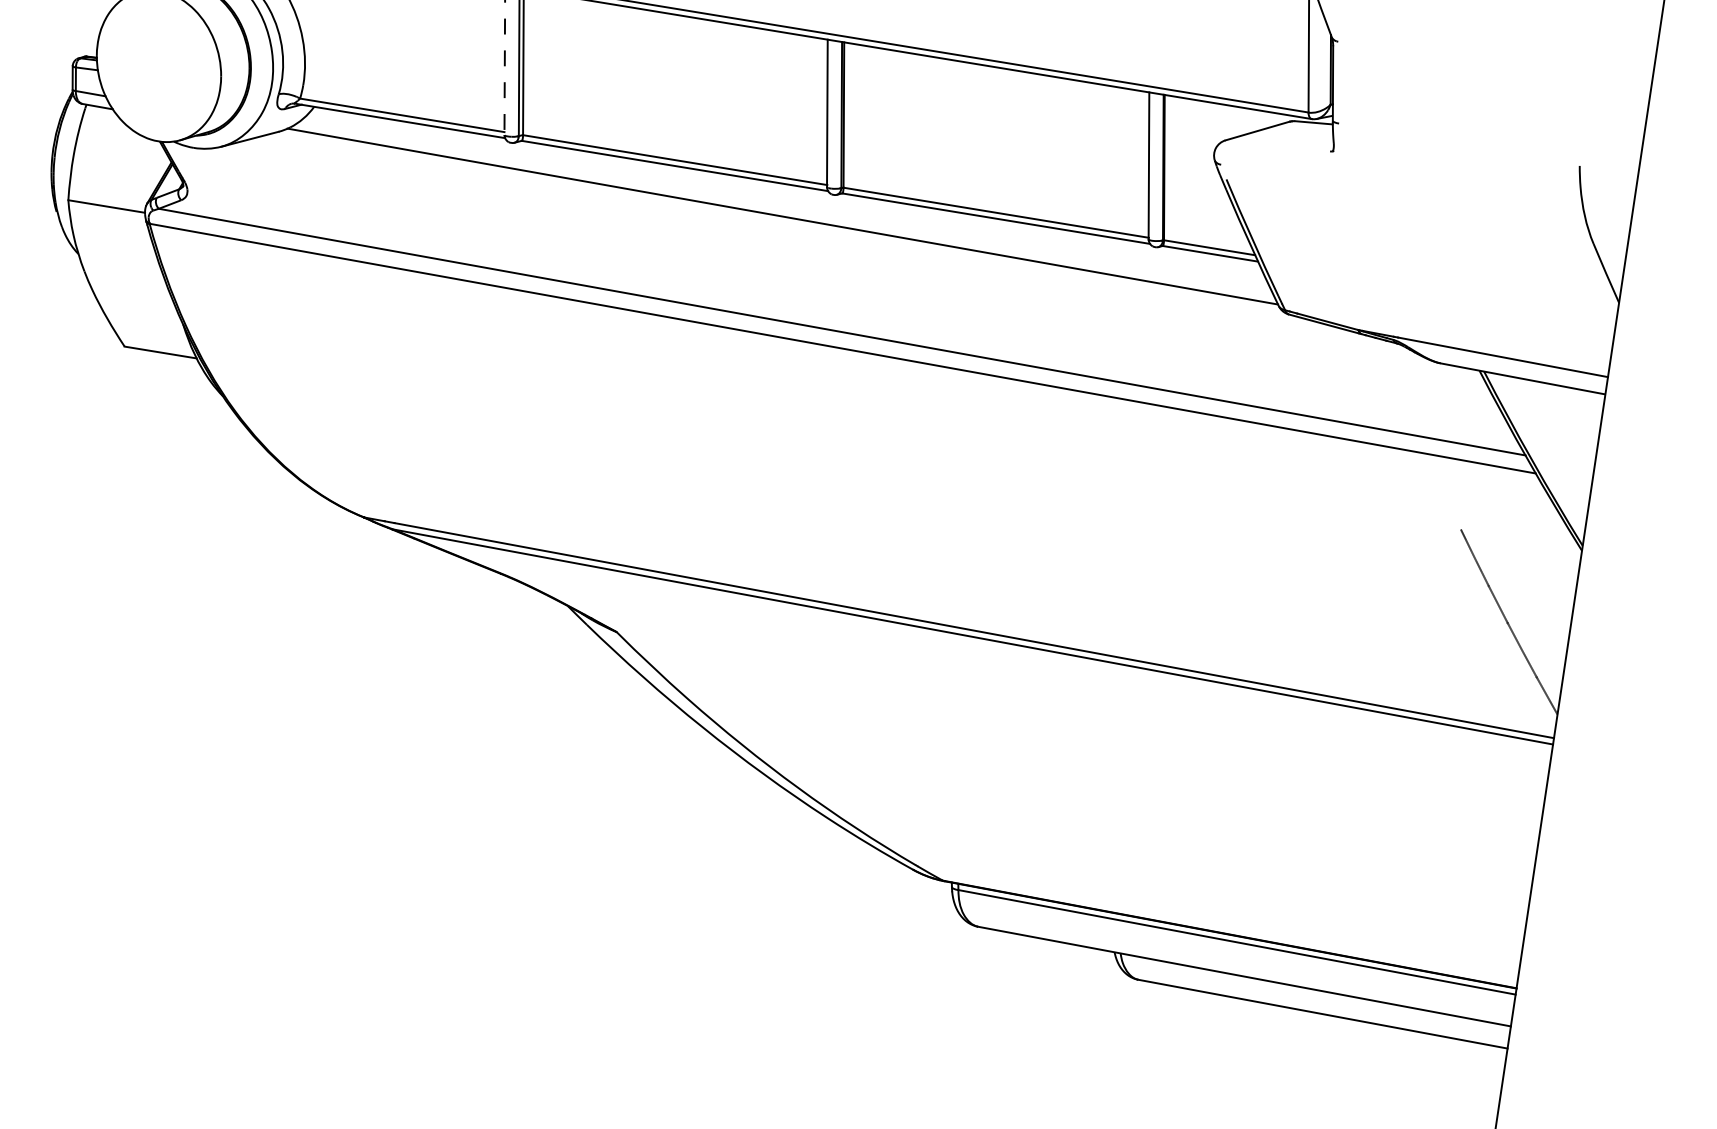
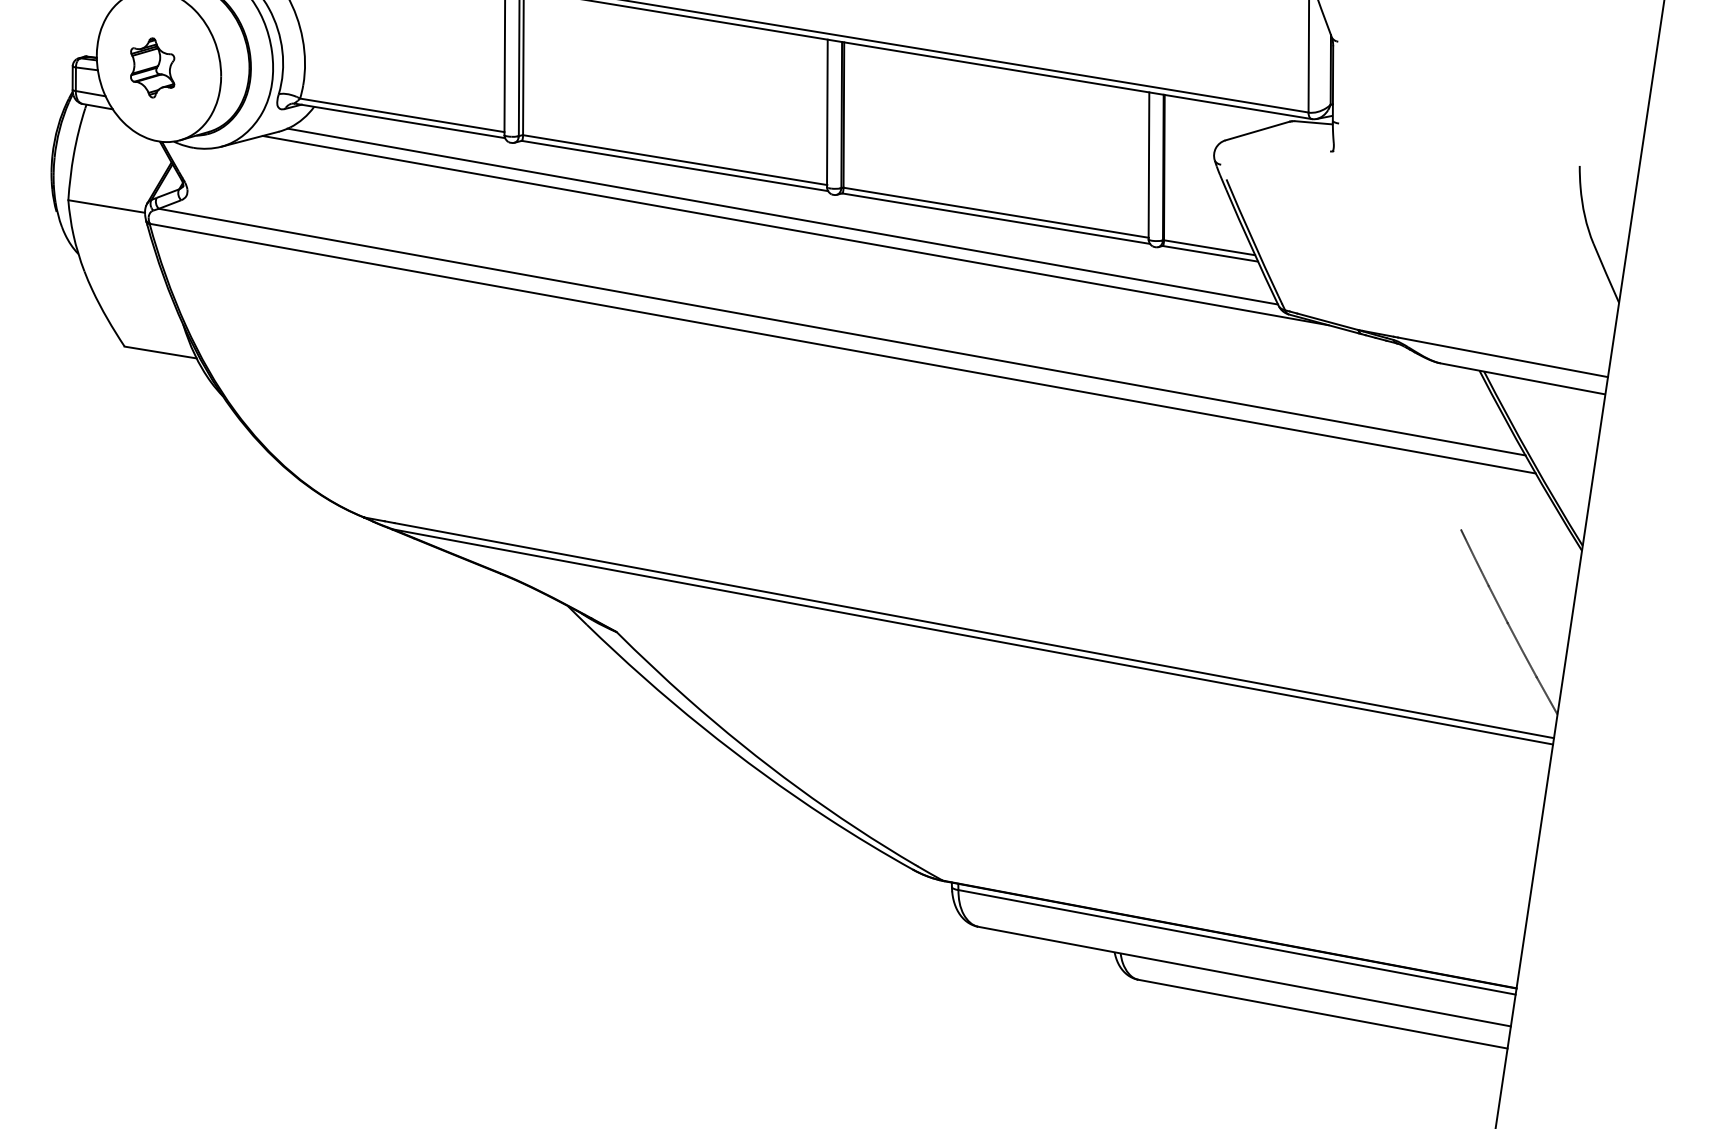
part: none -> present (152, 67)
line: dashed -> solid (504, 68)
line: none -> present (795, 230)
